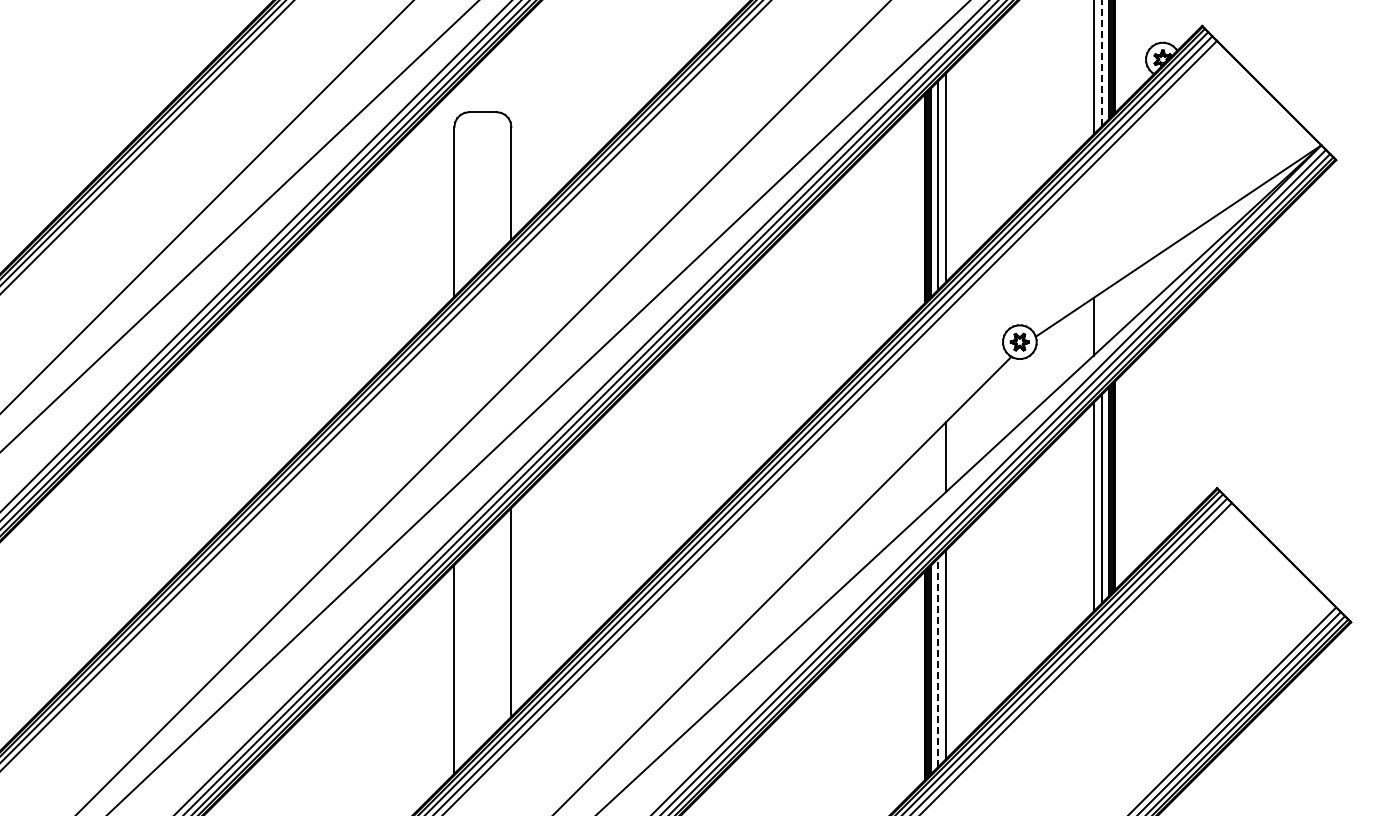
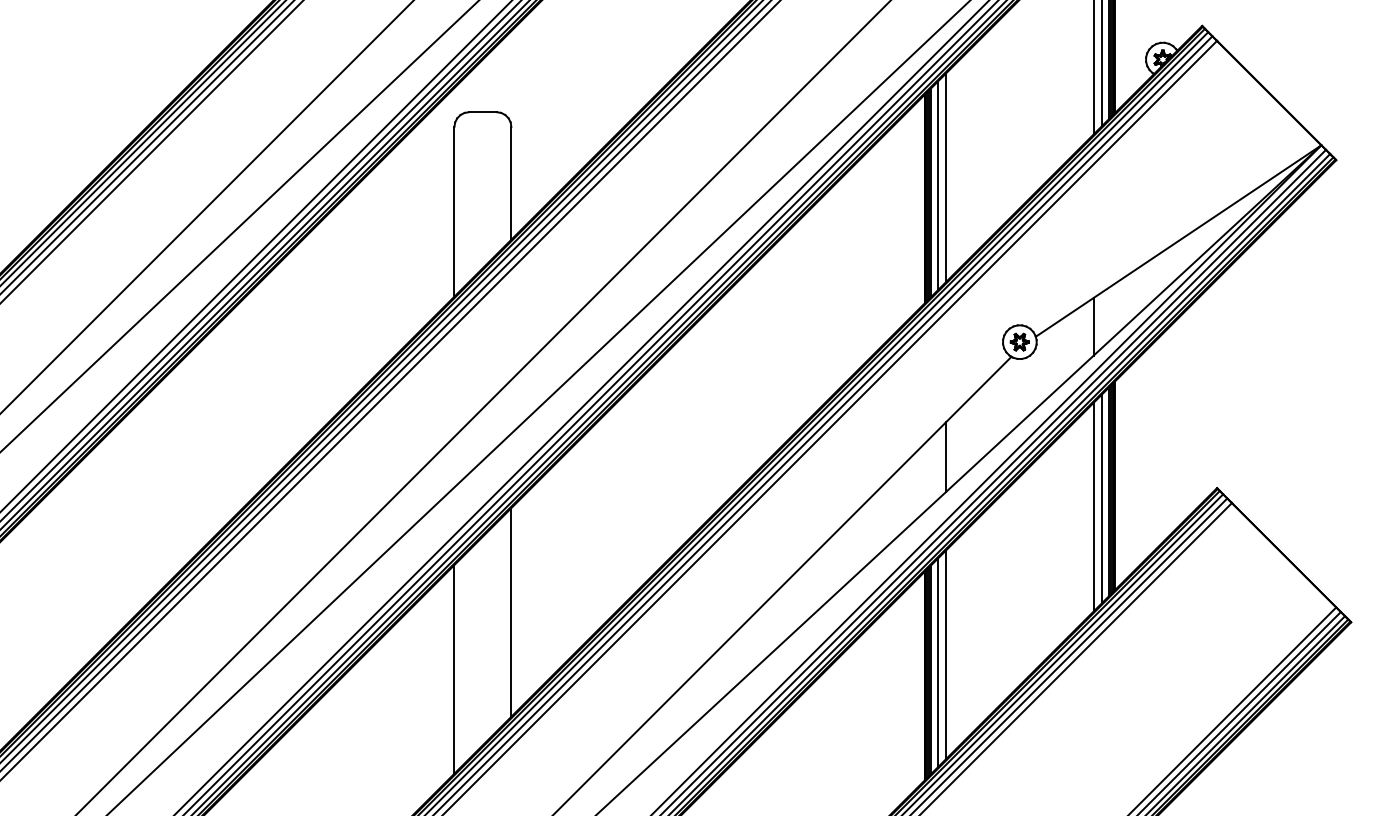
line: dashed -> solid (1101, 63)
line: none -> present (151, 151)
line: none -> present (390, 390)
line: dashed -> solid (938, 662)
